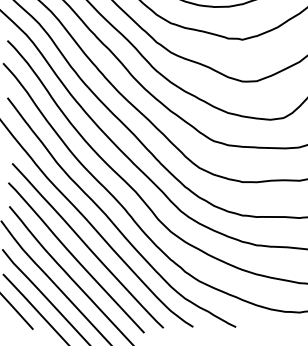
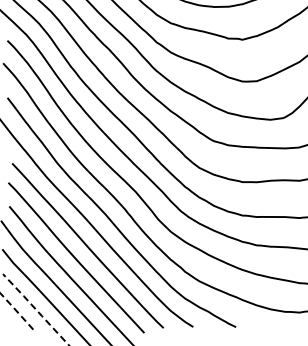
line: solid -> dashed (36, 309)
line: solid -> dashed (16, 310)
